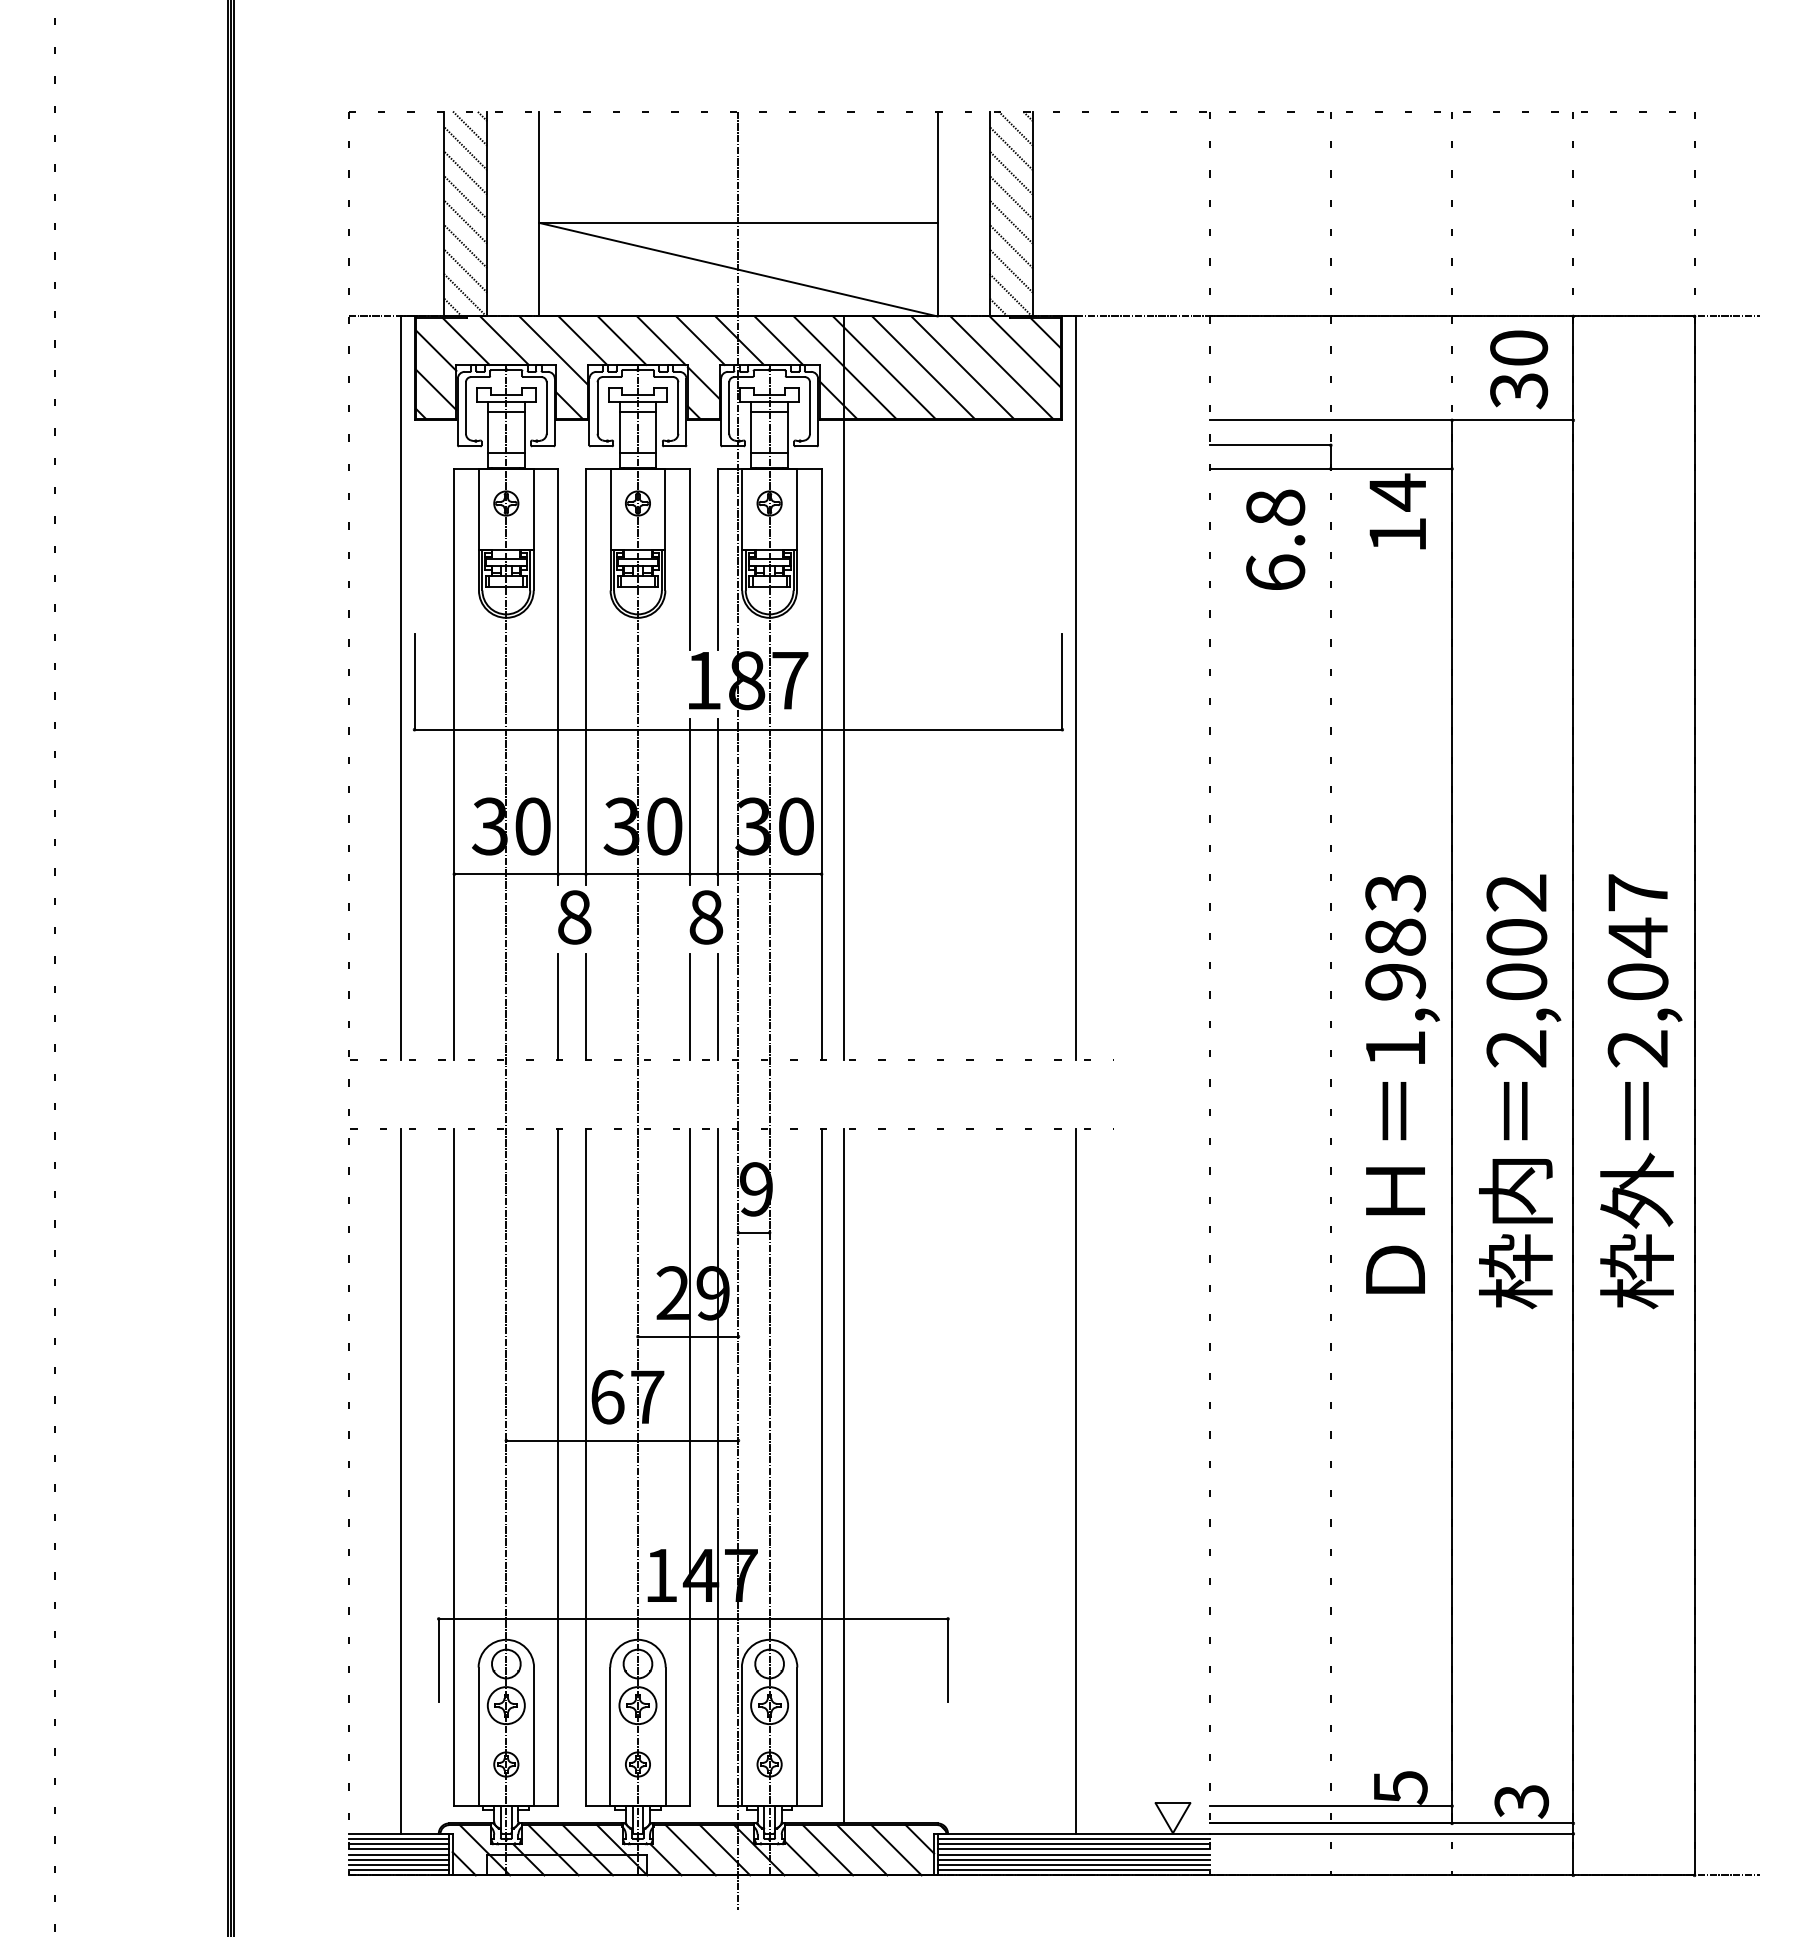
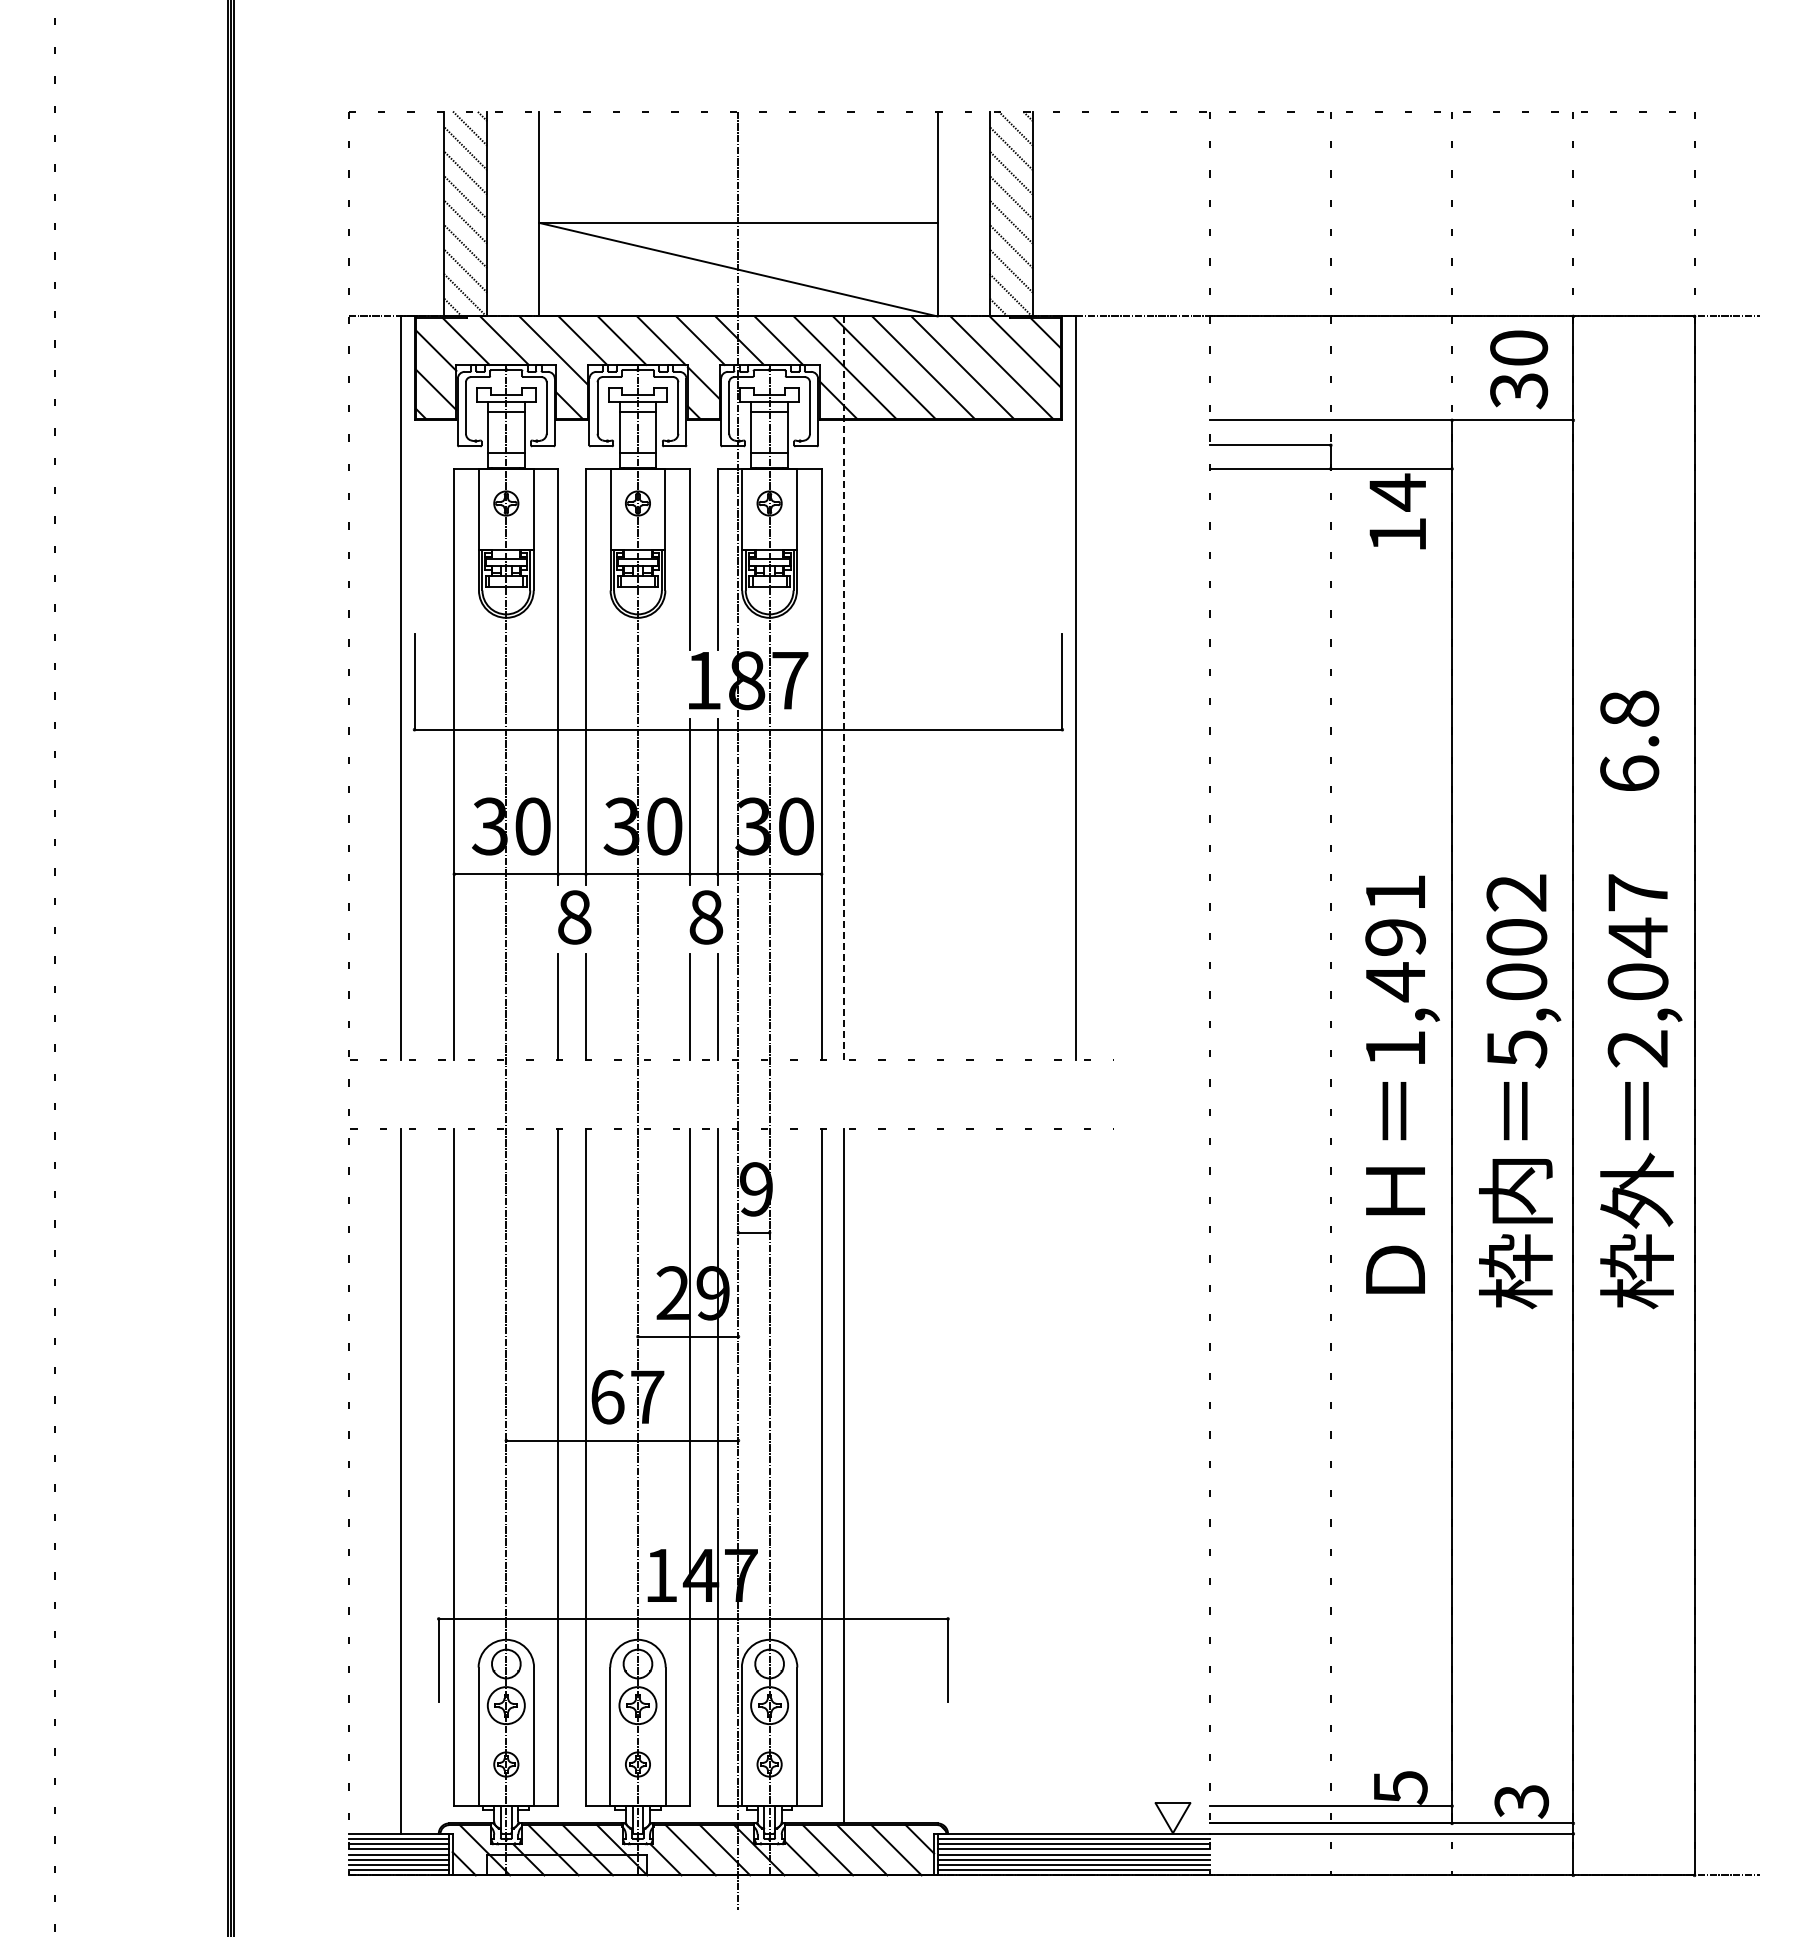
text position: (1275, 539) -> (1629, 740) (1629, 740)
line: solid -> dashed (844, 688)
text: 1,983 -> 1,491 (1395, 938)
text: 2,002 -> 5,002 (1516, 1049)
line: present -> none (1076, 1480)
